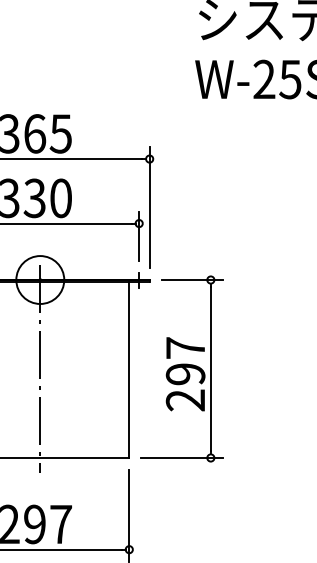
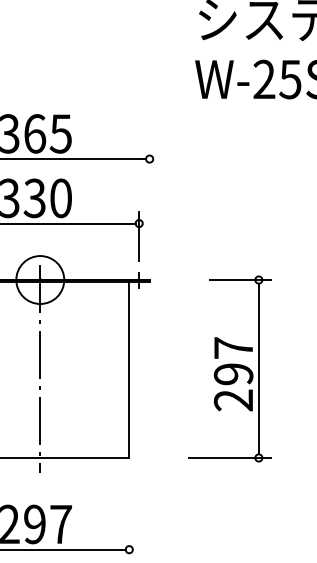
line: present -> none (149, 207)
part position: (181, 368) -> (229, 368) (229, 368)
line: present -> none (129, 514)
